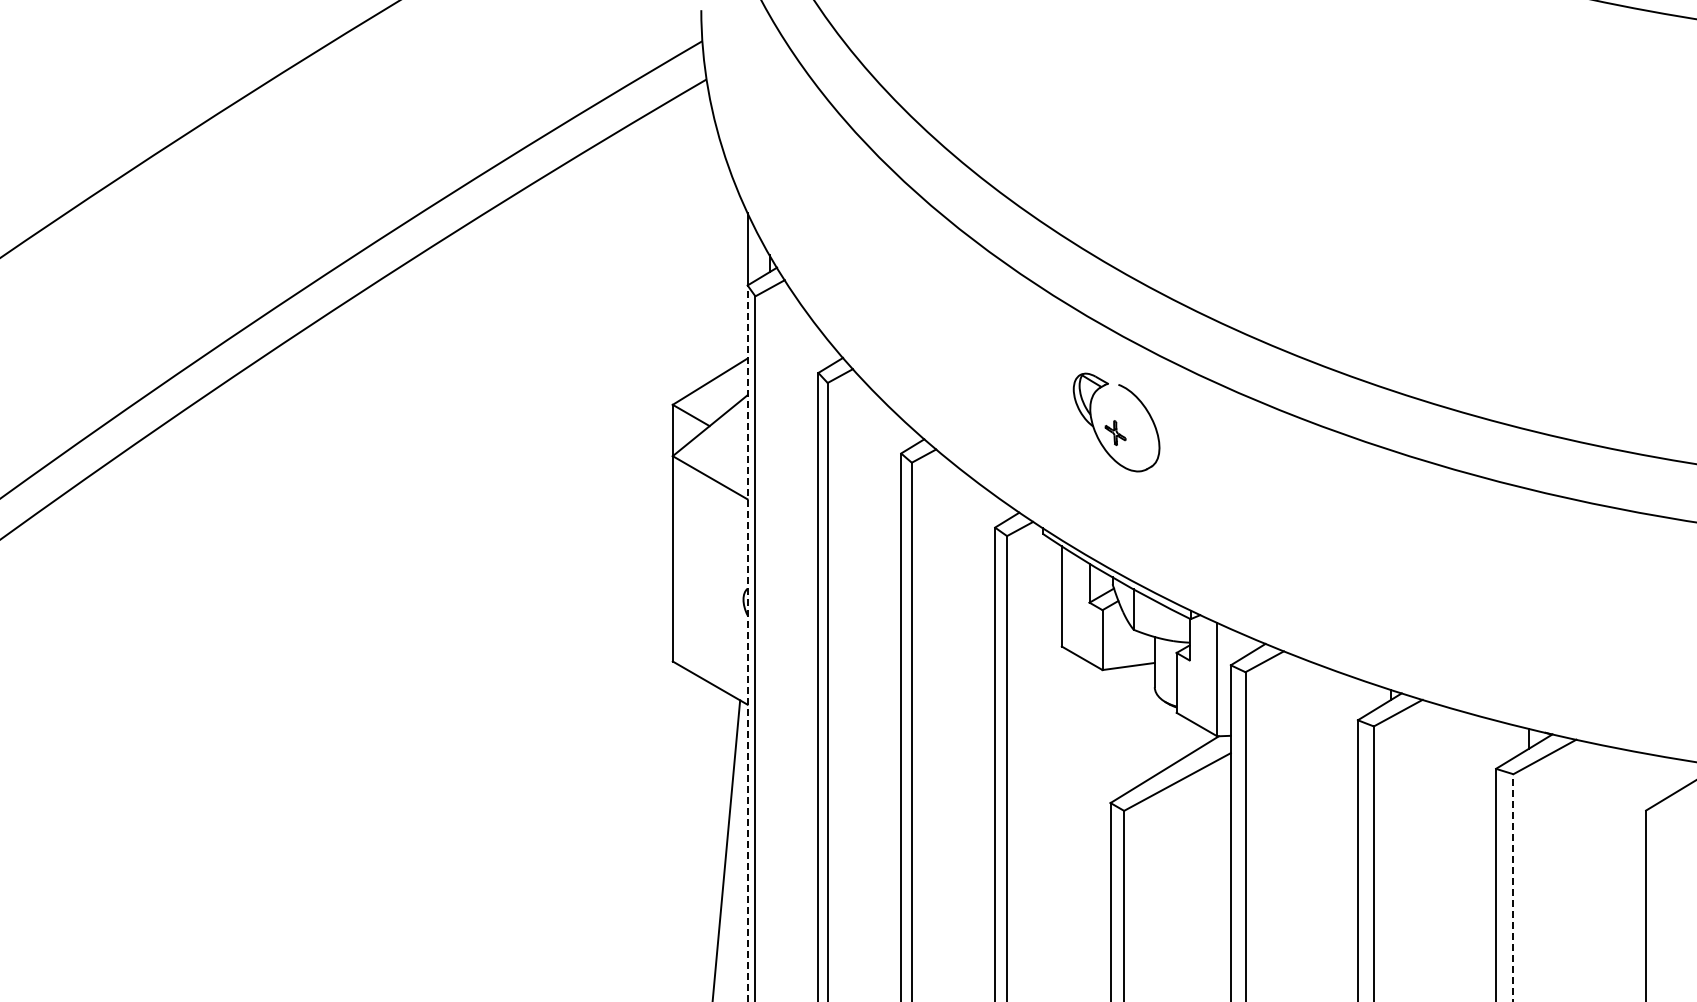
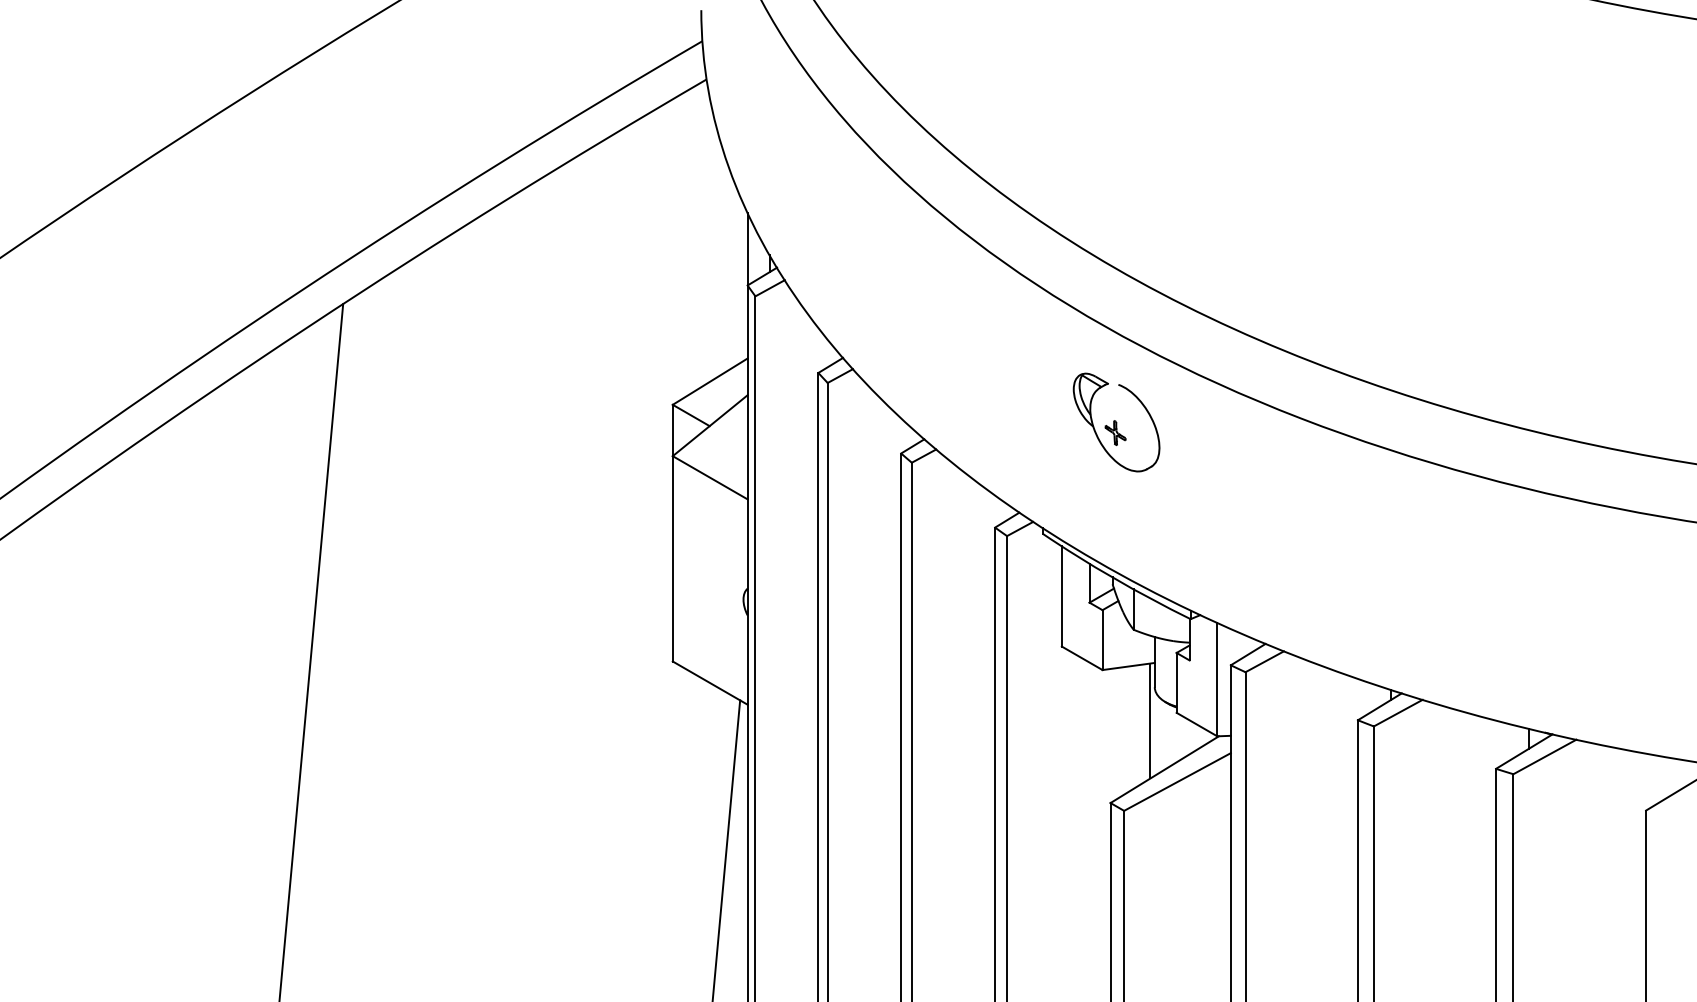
line: dashed -> solid (747, 643)
line: none -> present (311, 651)
line: none -> present (1150, 720)
line: dashed -> solid (1513, 887)
